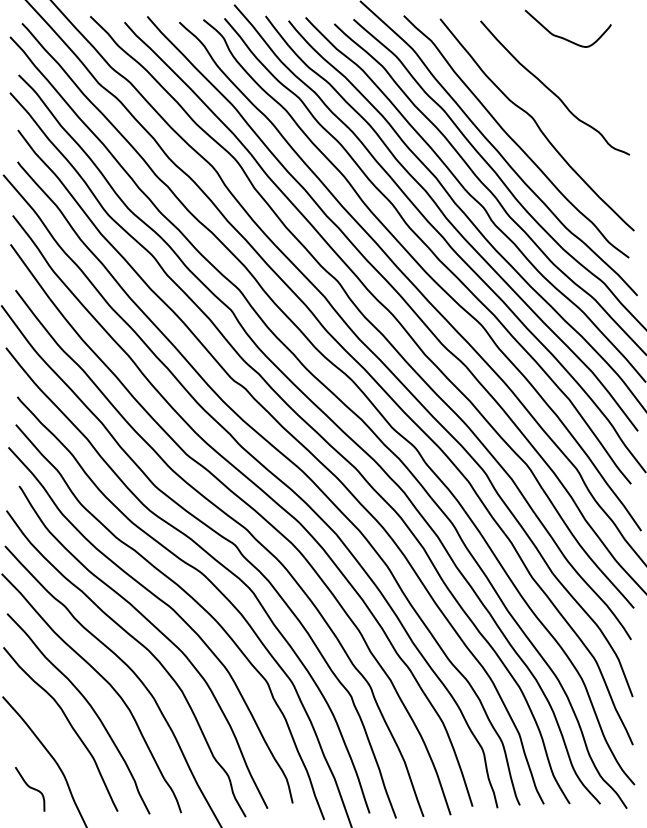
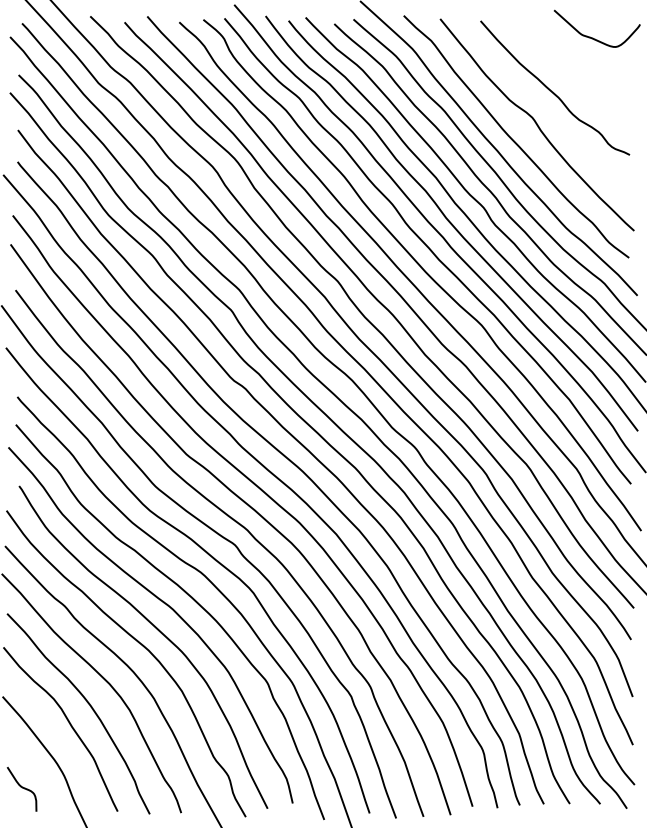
curve position: (564, 37) -> (593, 37) (593, 37)
curve position: (30, 788) -> (22, 788) (22, 788)
